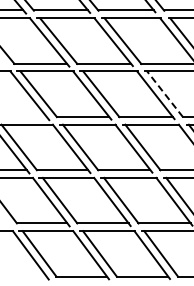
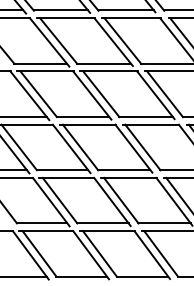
line: dashed -> solid (165, 94)
line: none -> present (24, 116)
line: none -> present (24, 276)
